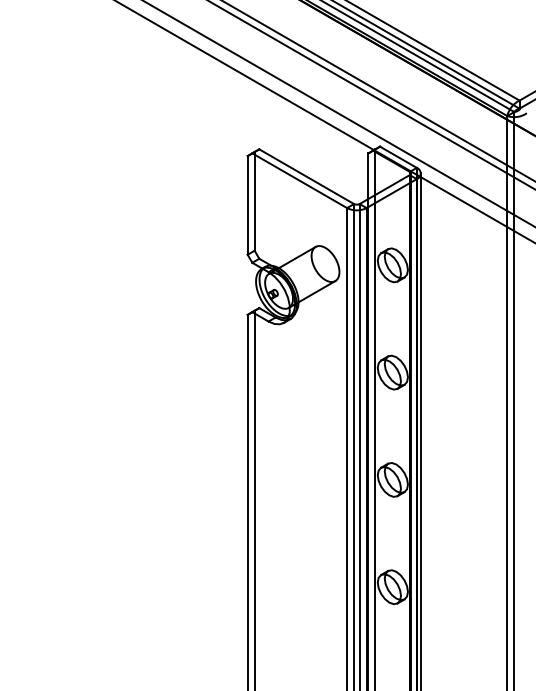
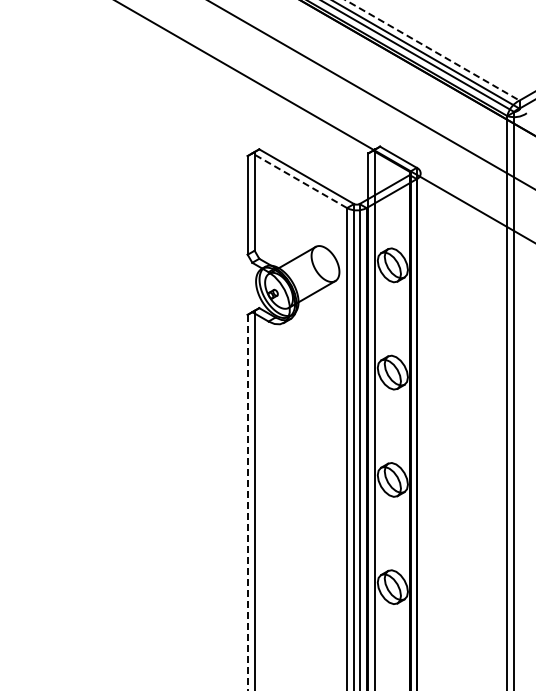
line: solid -> dashed (433, 50)
line: present -> none (378, 90)
line: present -> none (339, 113)
line: solid -> dashed (299, 180)
line: present -> none (420, 430)
line: solid -> dashed (247, 502)
